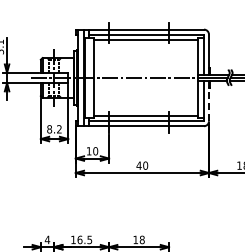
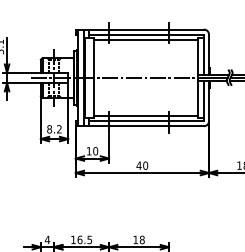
line: dashed -> solid (209, 101)
